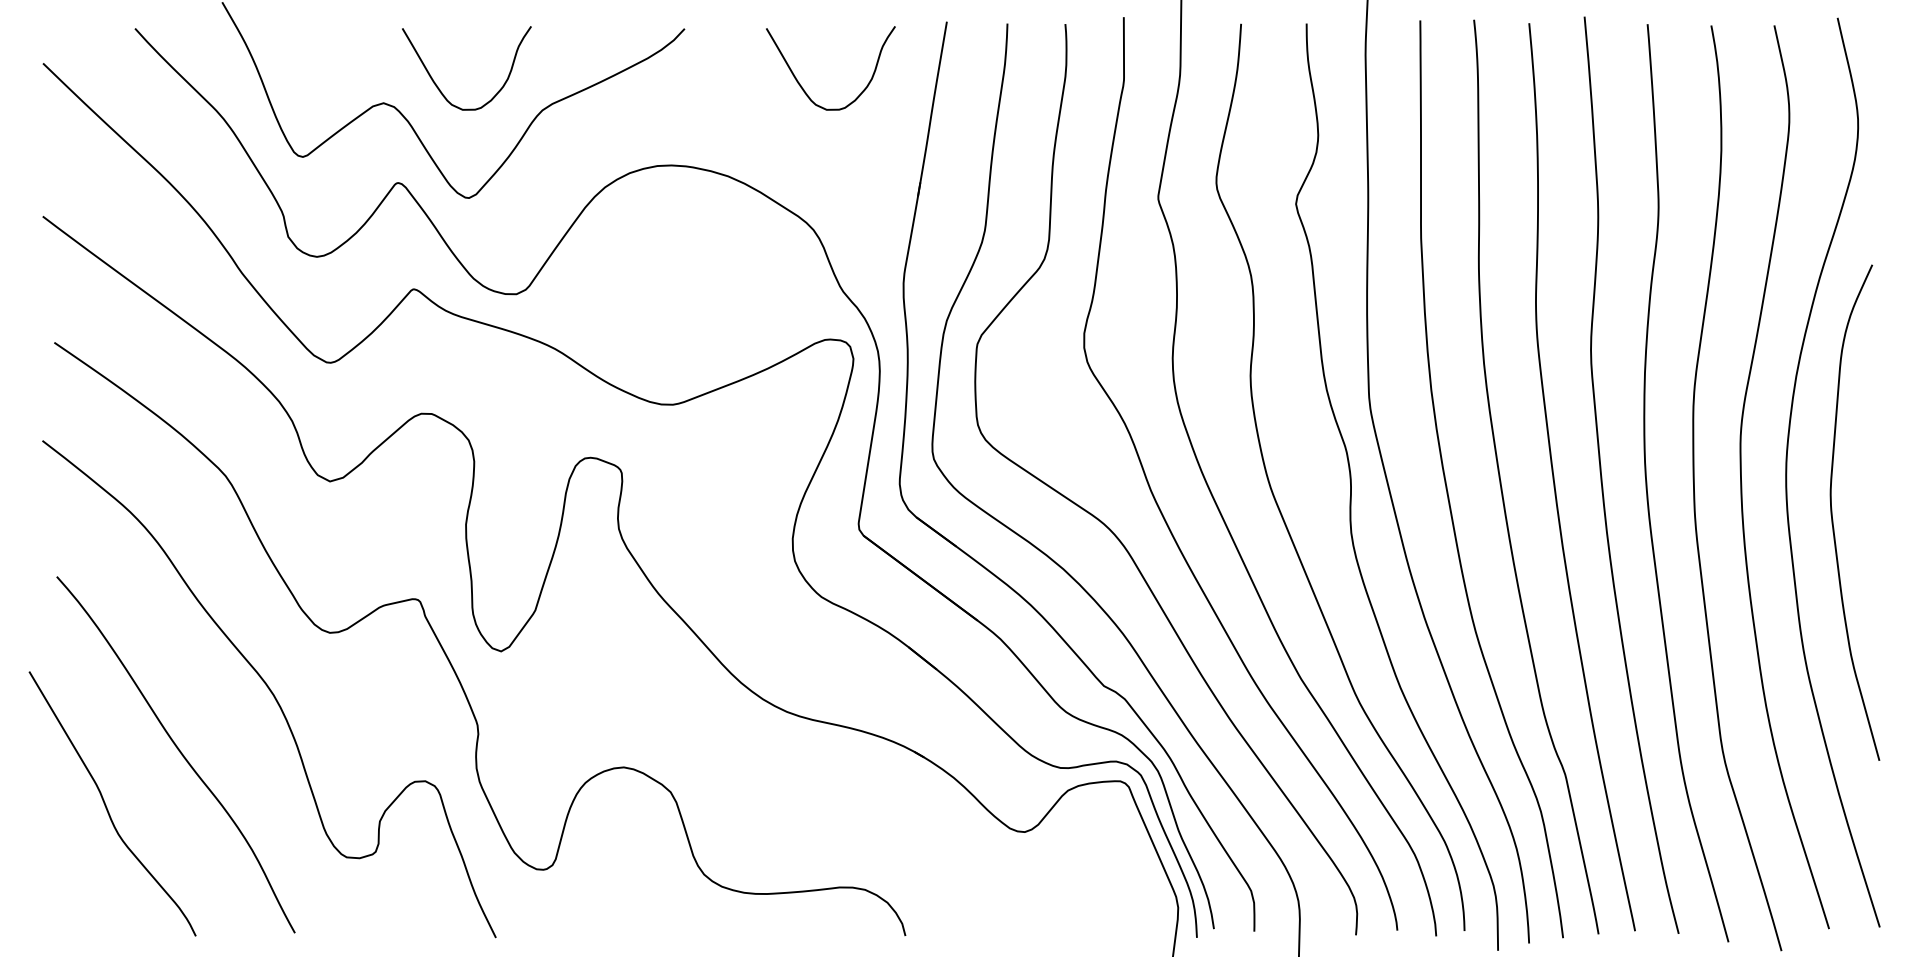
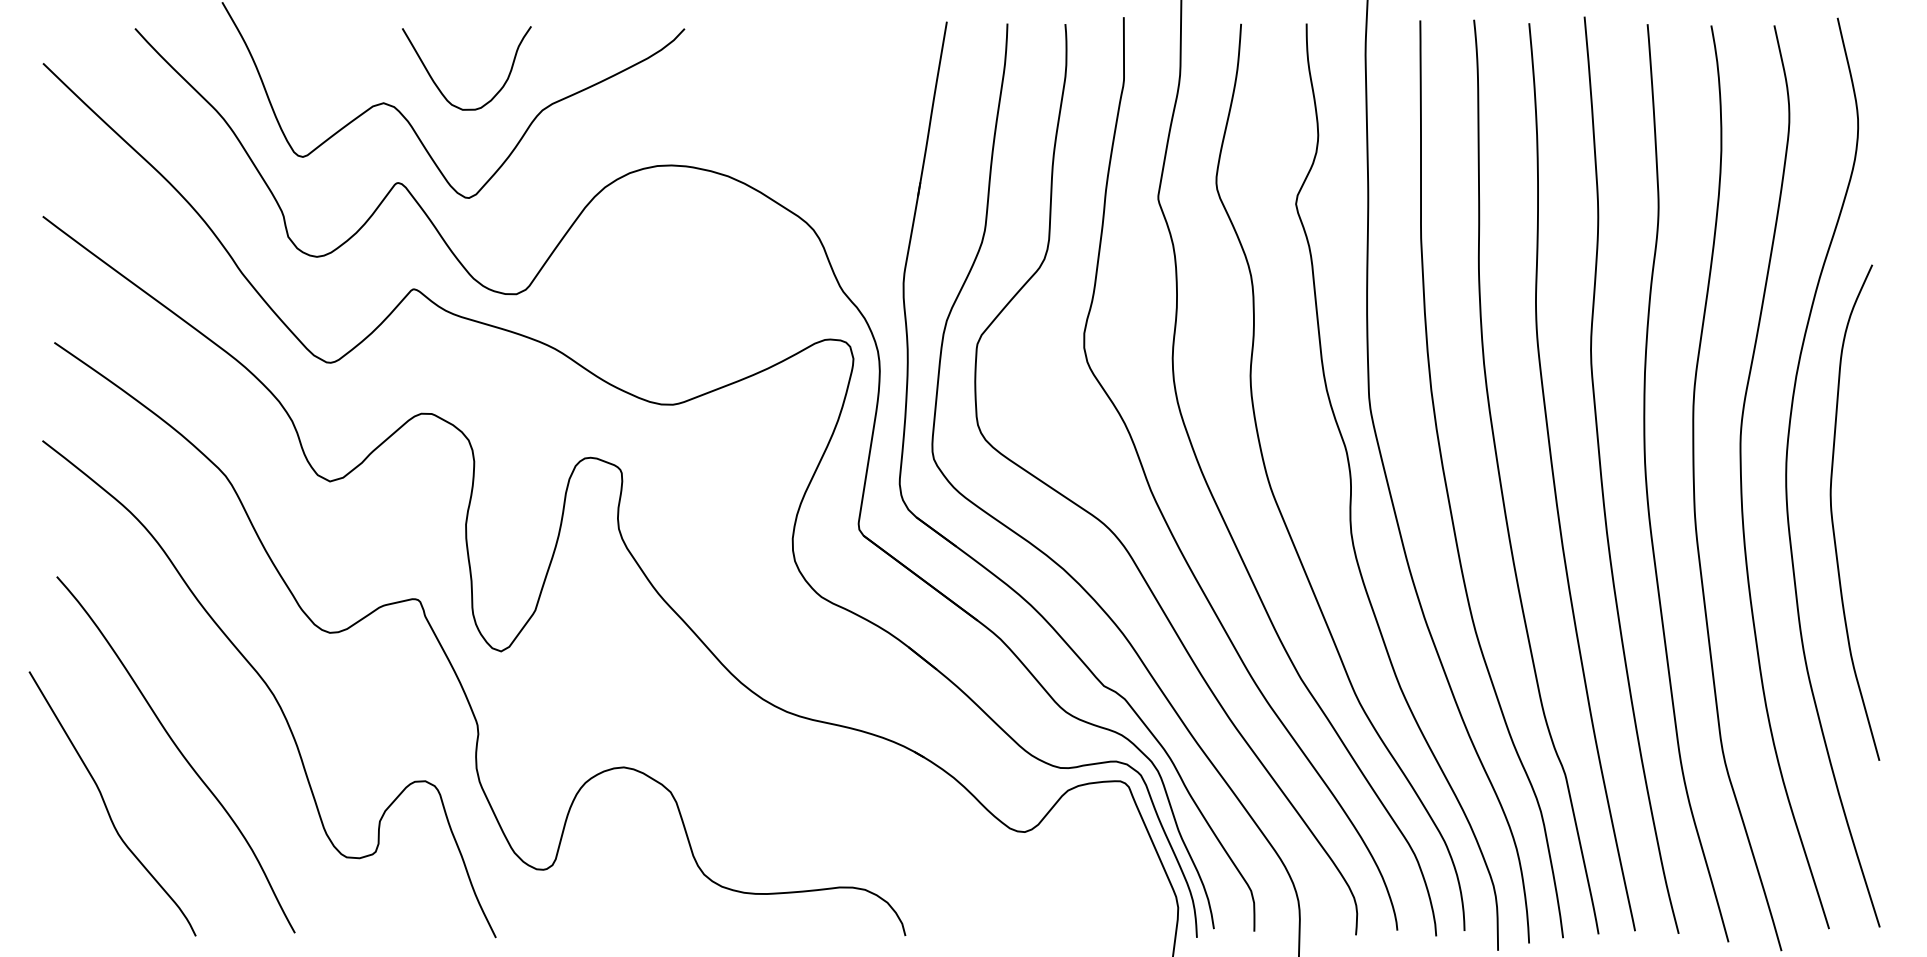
curve: present -> none (802, 86)
